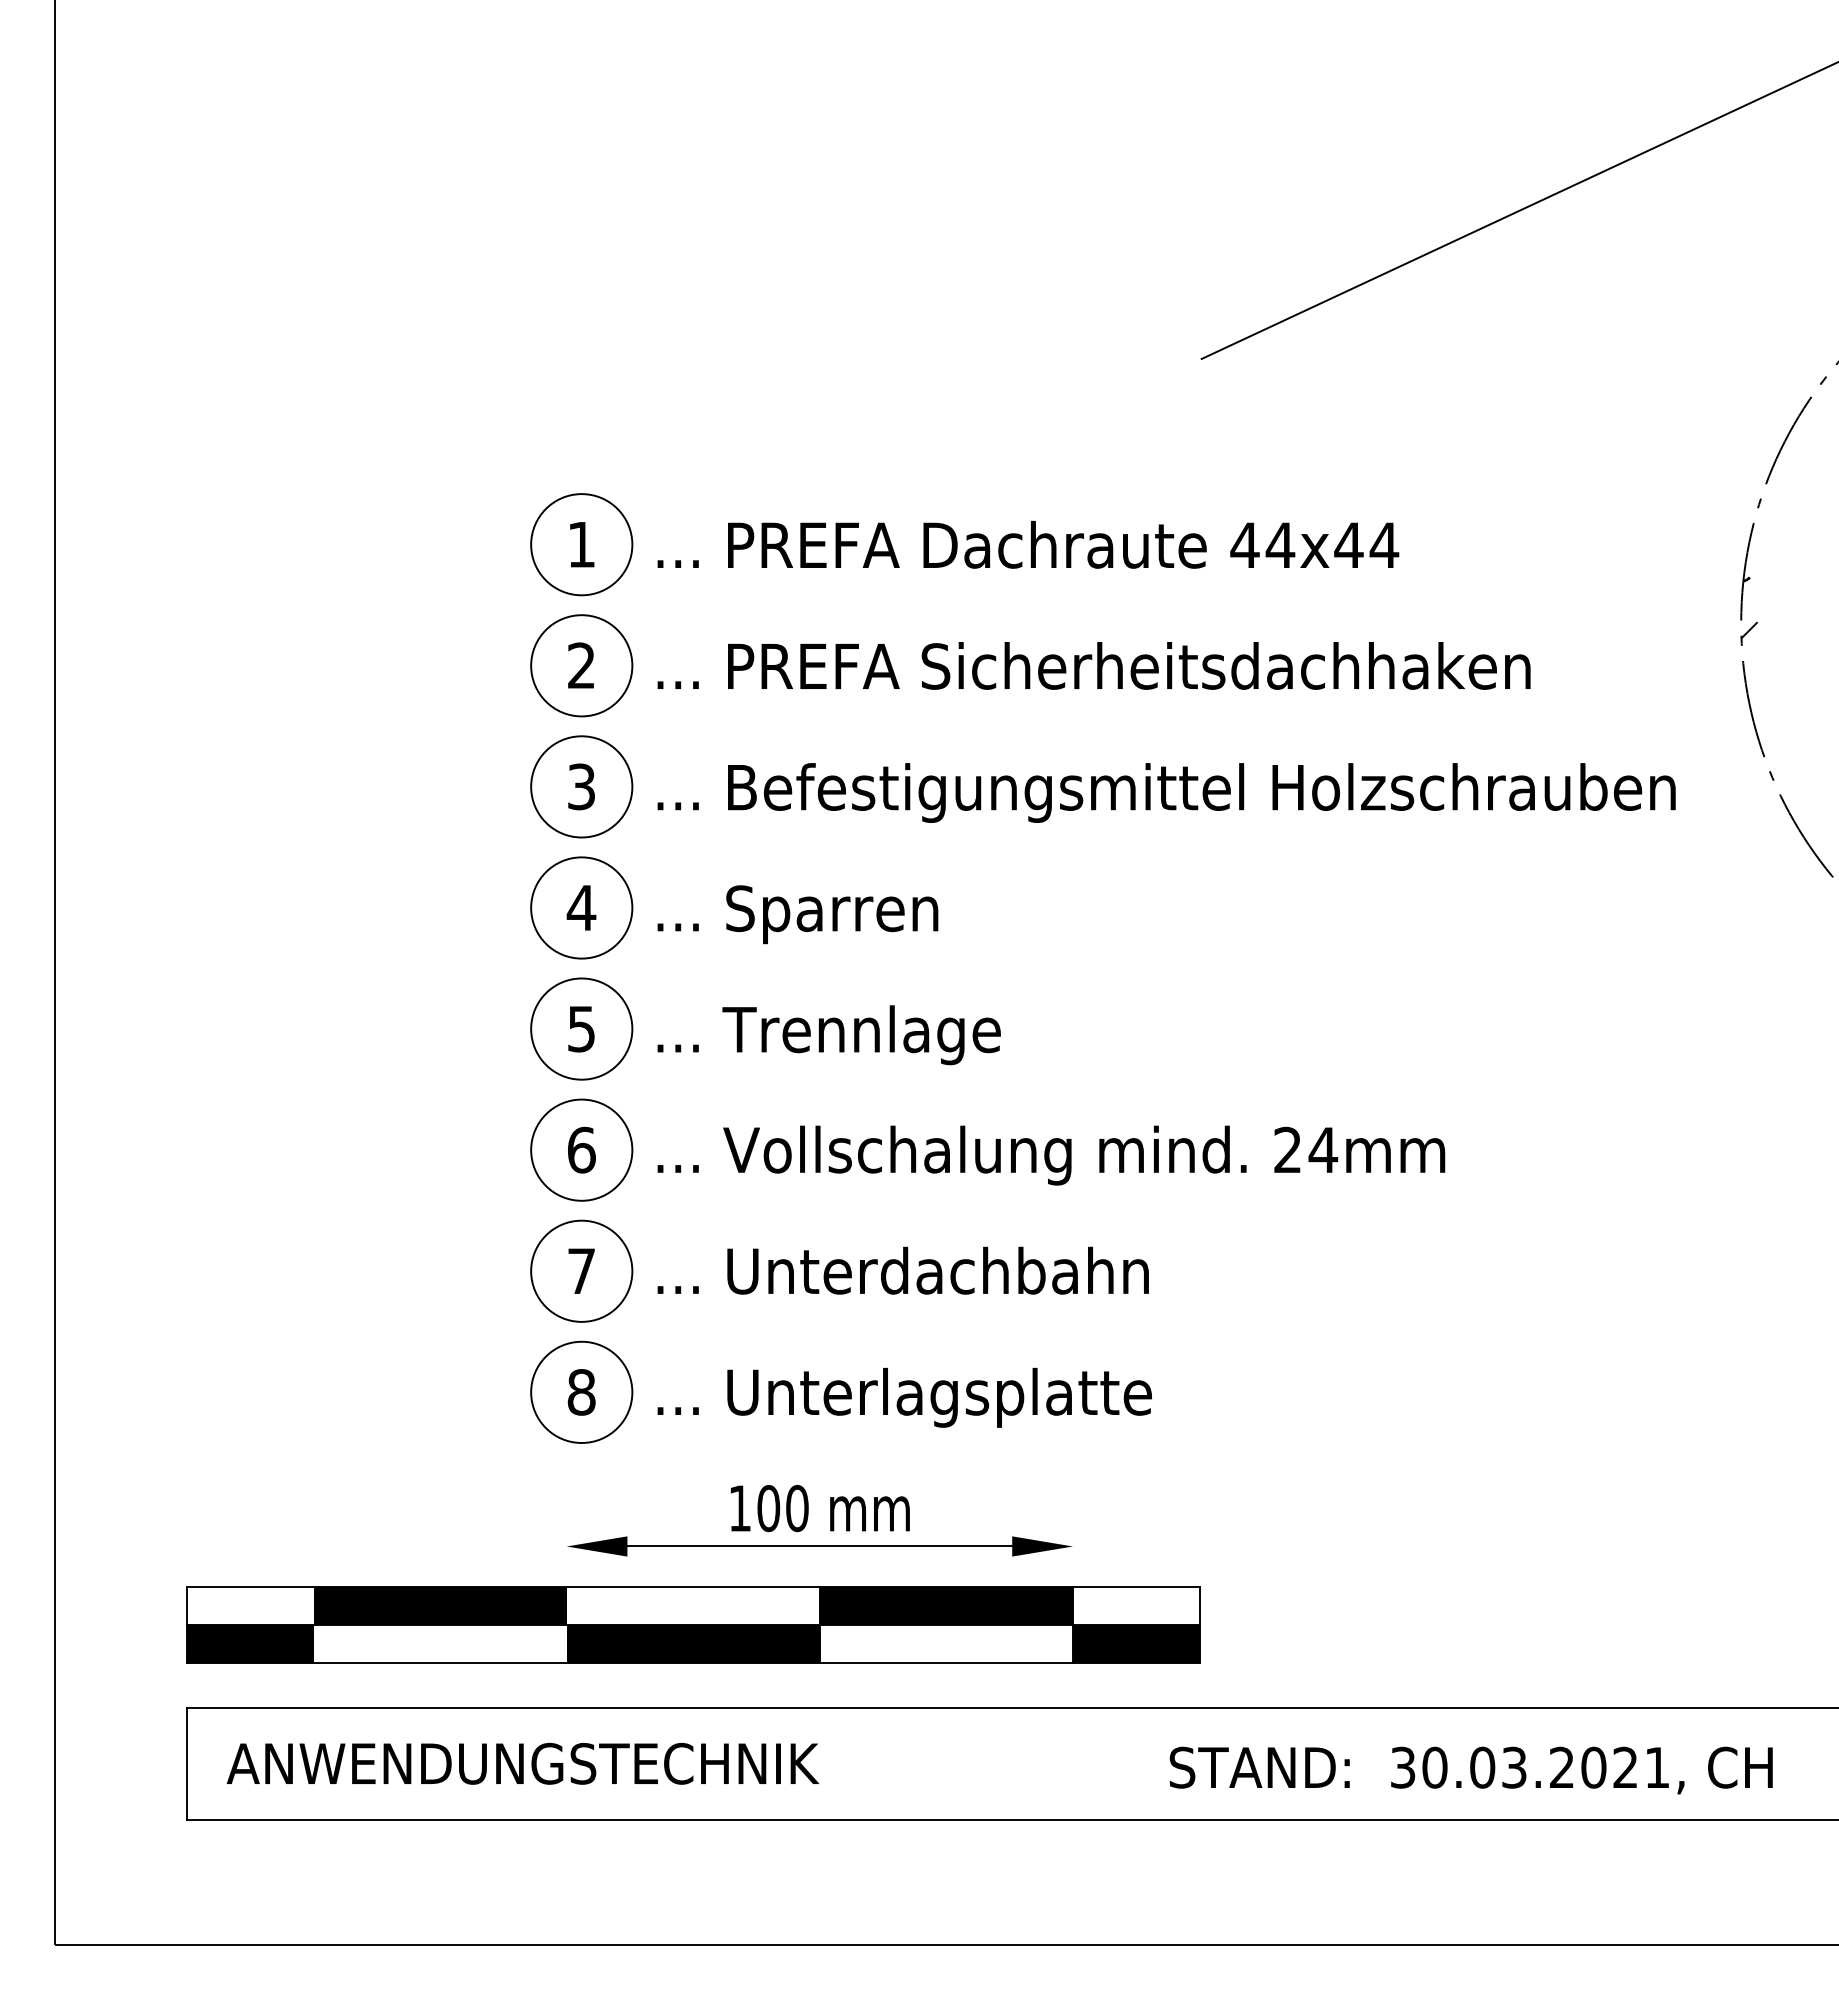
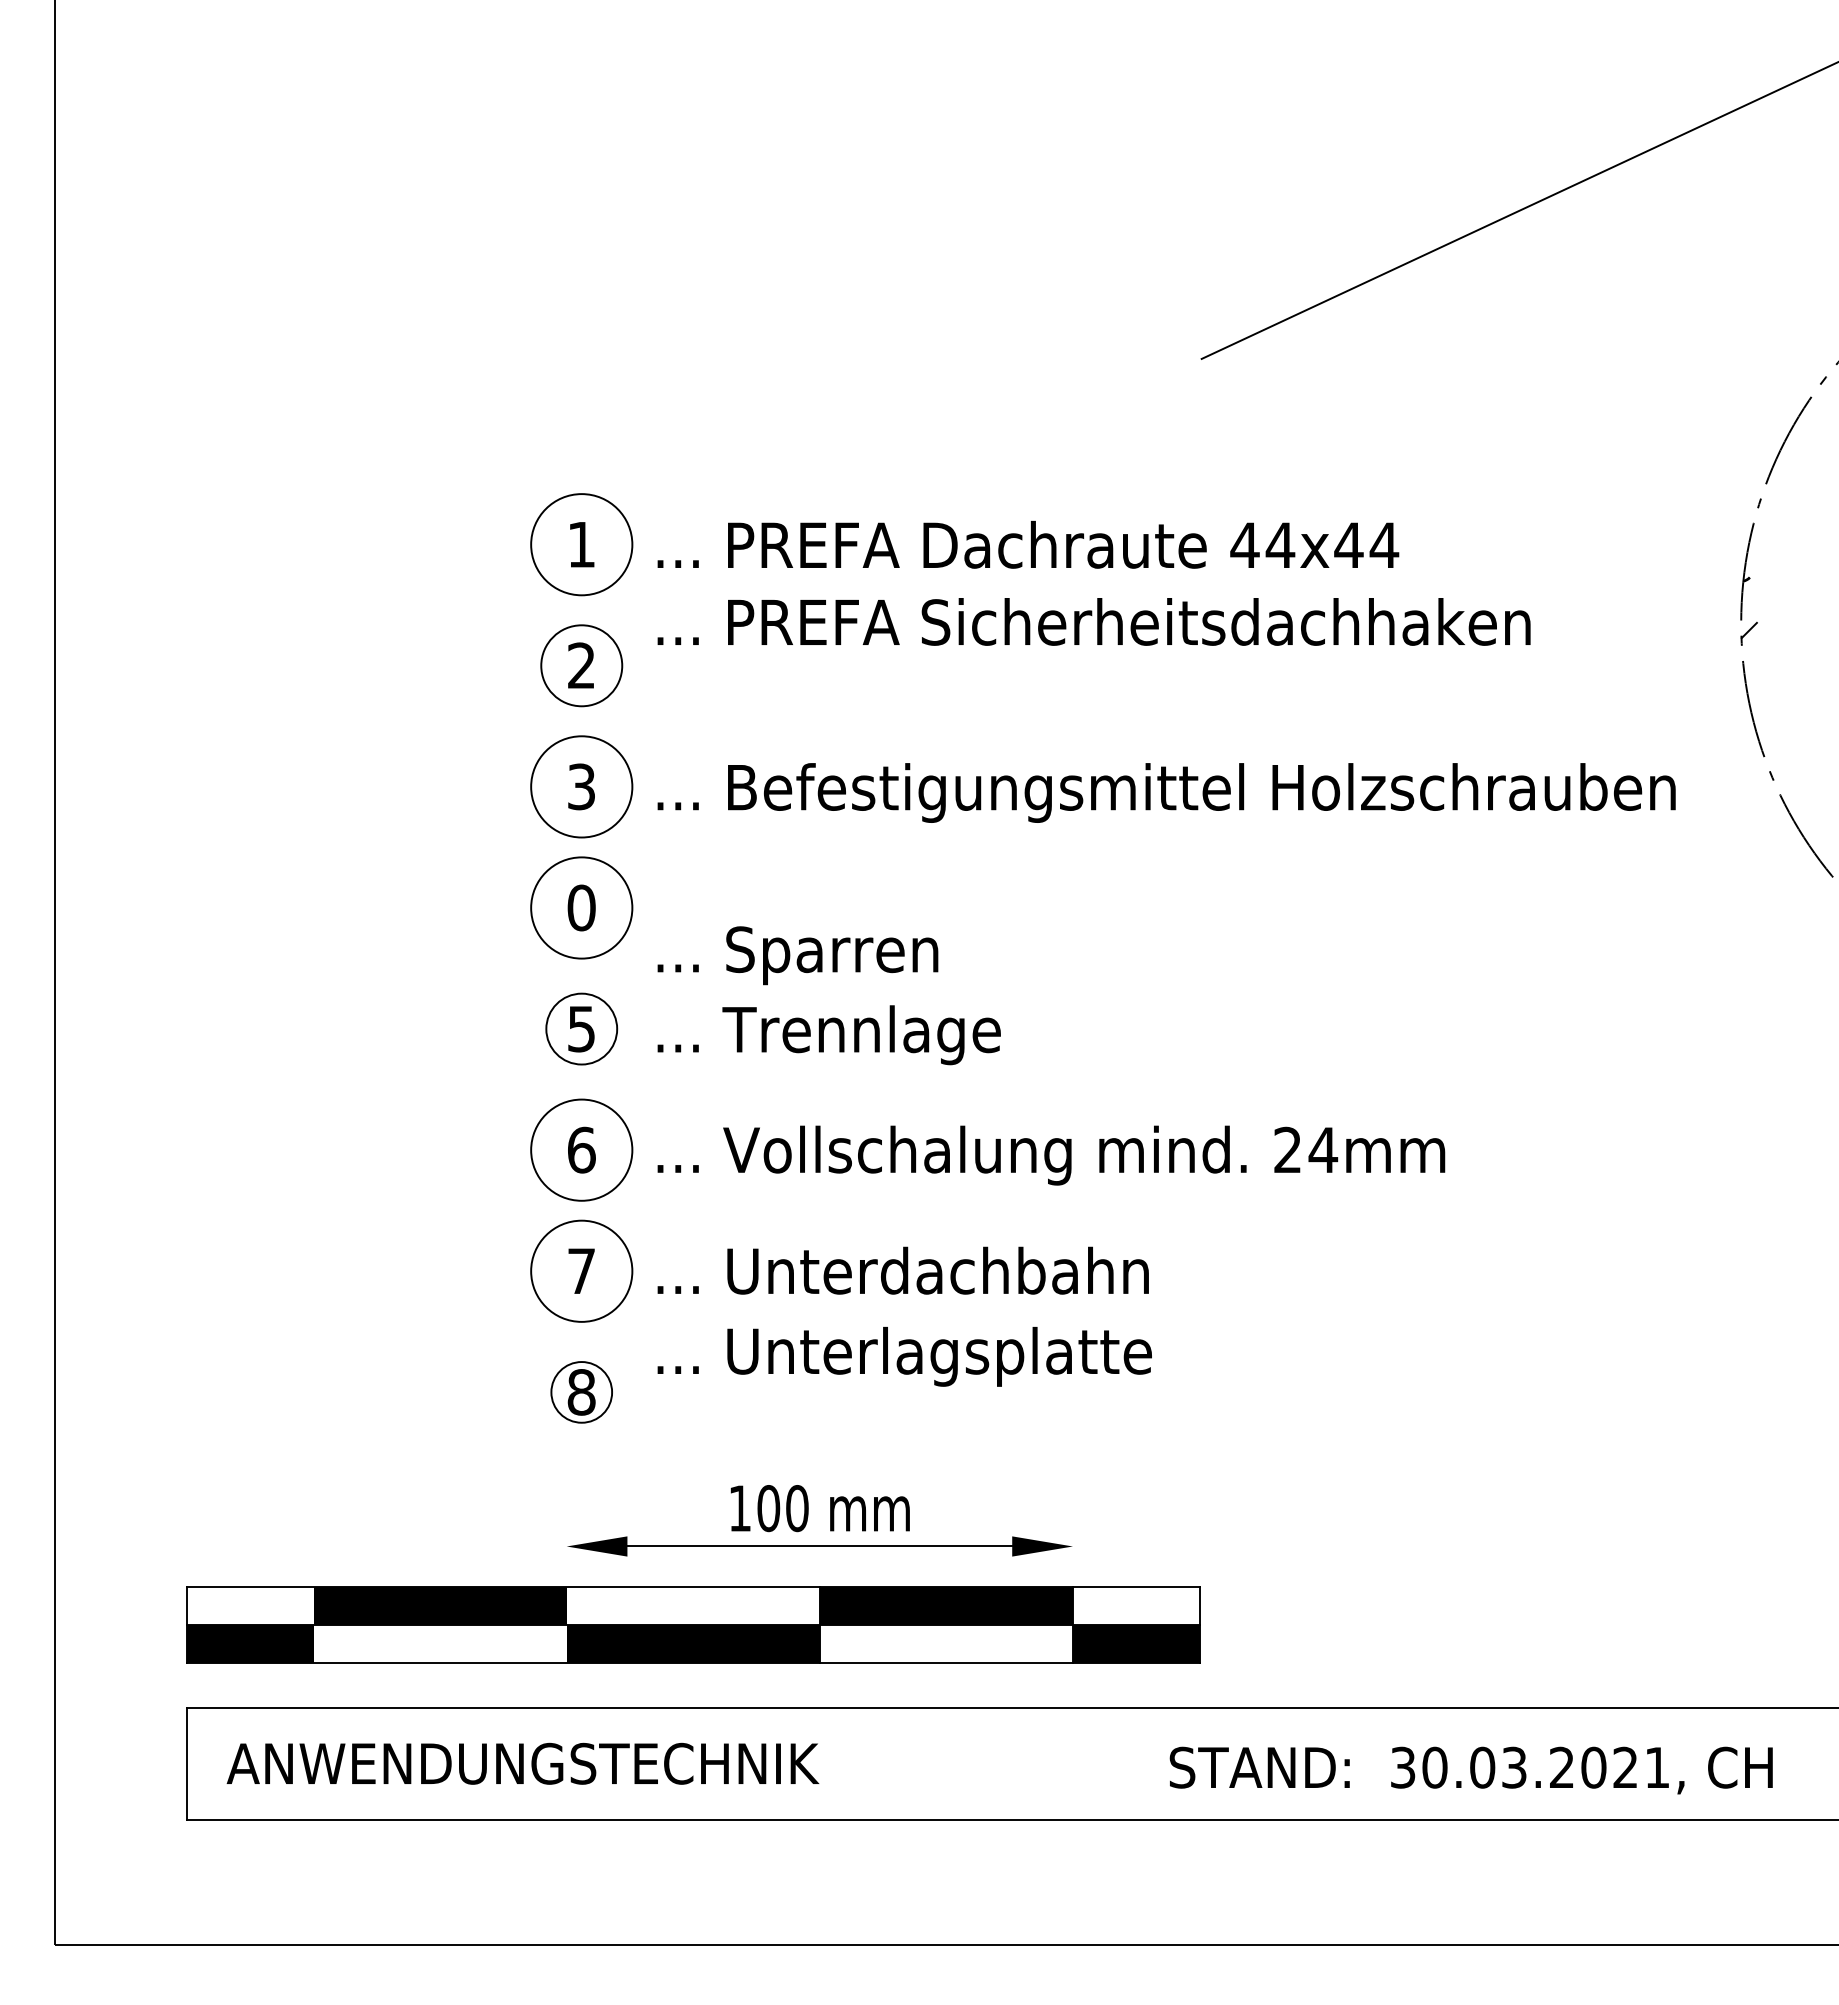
circle diameter: 101 px -> 81 px (581, 665)
text position: (1093, 665) -> (1093, 621) (1093, 621)
text: 4 -> 0 (581, 907)
text position: (797, 914) -> (797, 955) (797, 955)
circle diameter: 101 px -> 71 px (581, 1028)
circle diameter: 101 px -> 61 px (581, 1392)
text position: (904, 1397) -> (904, 1356) (904, 1356)
